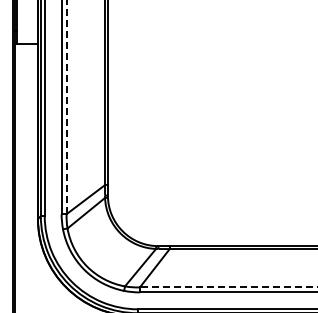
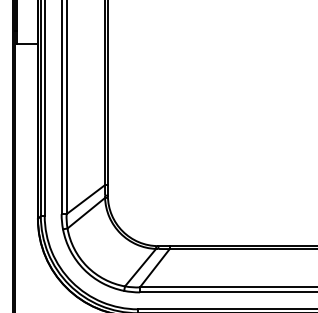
line: dashed -> solid (66, 107)
line: dashed -> solid (228, 287)
